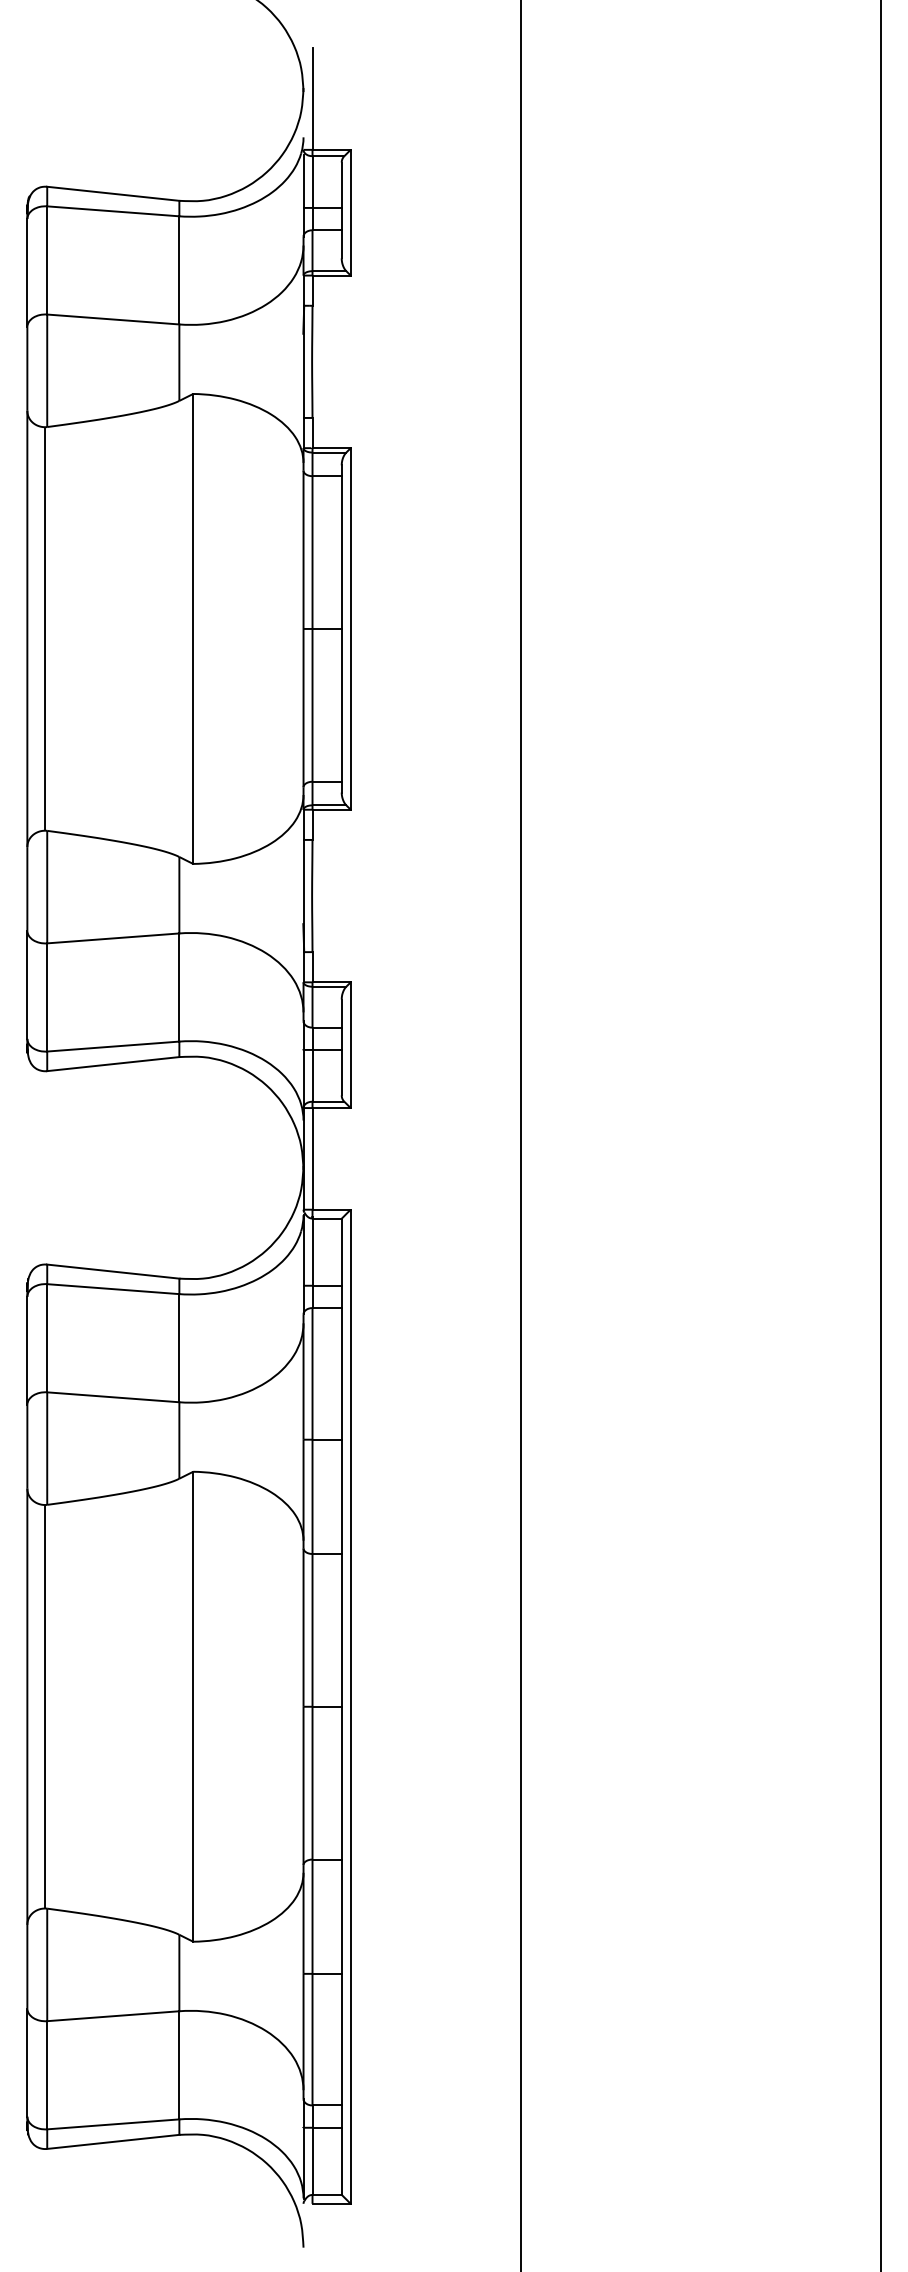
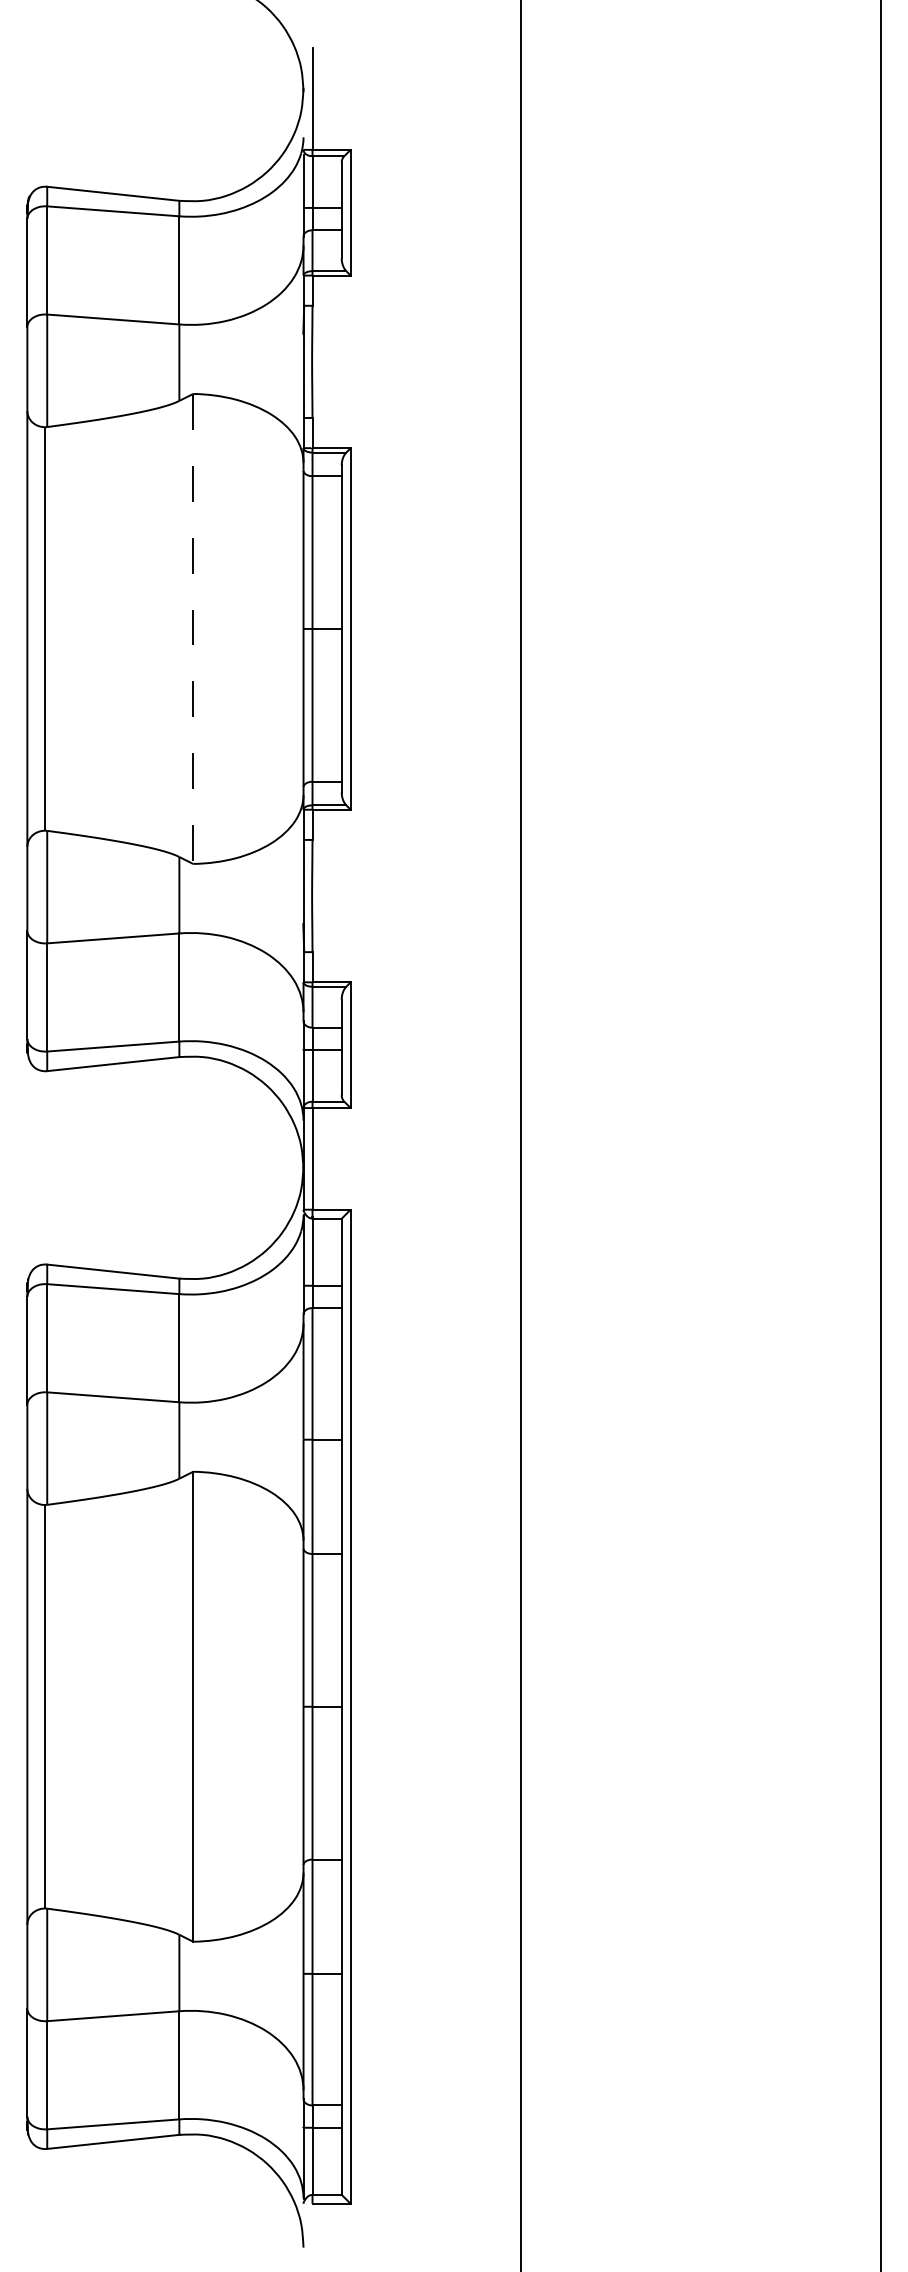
line: solid -> dashed (193, 628)
